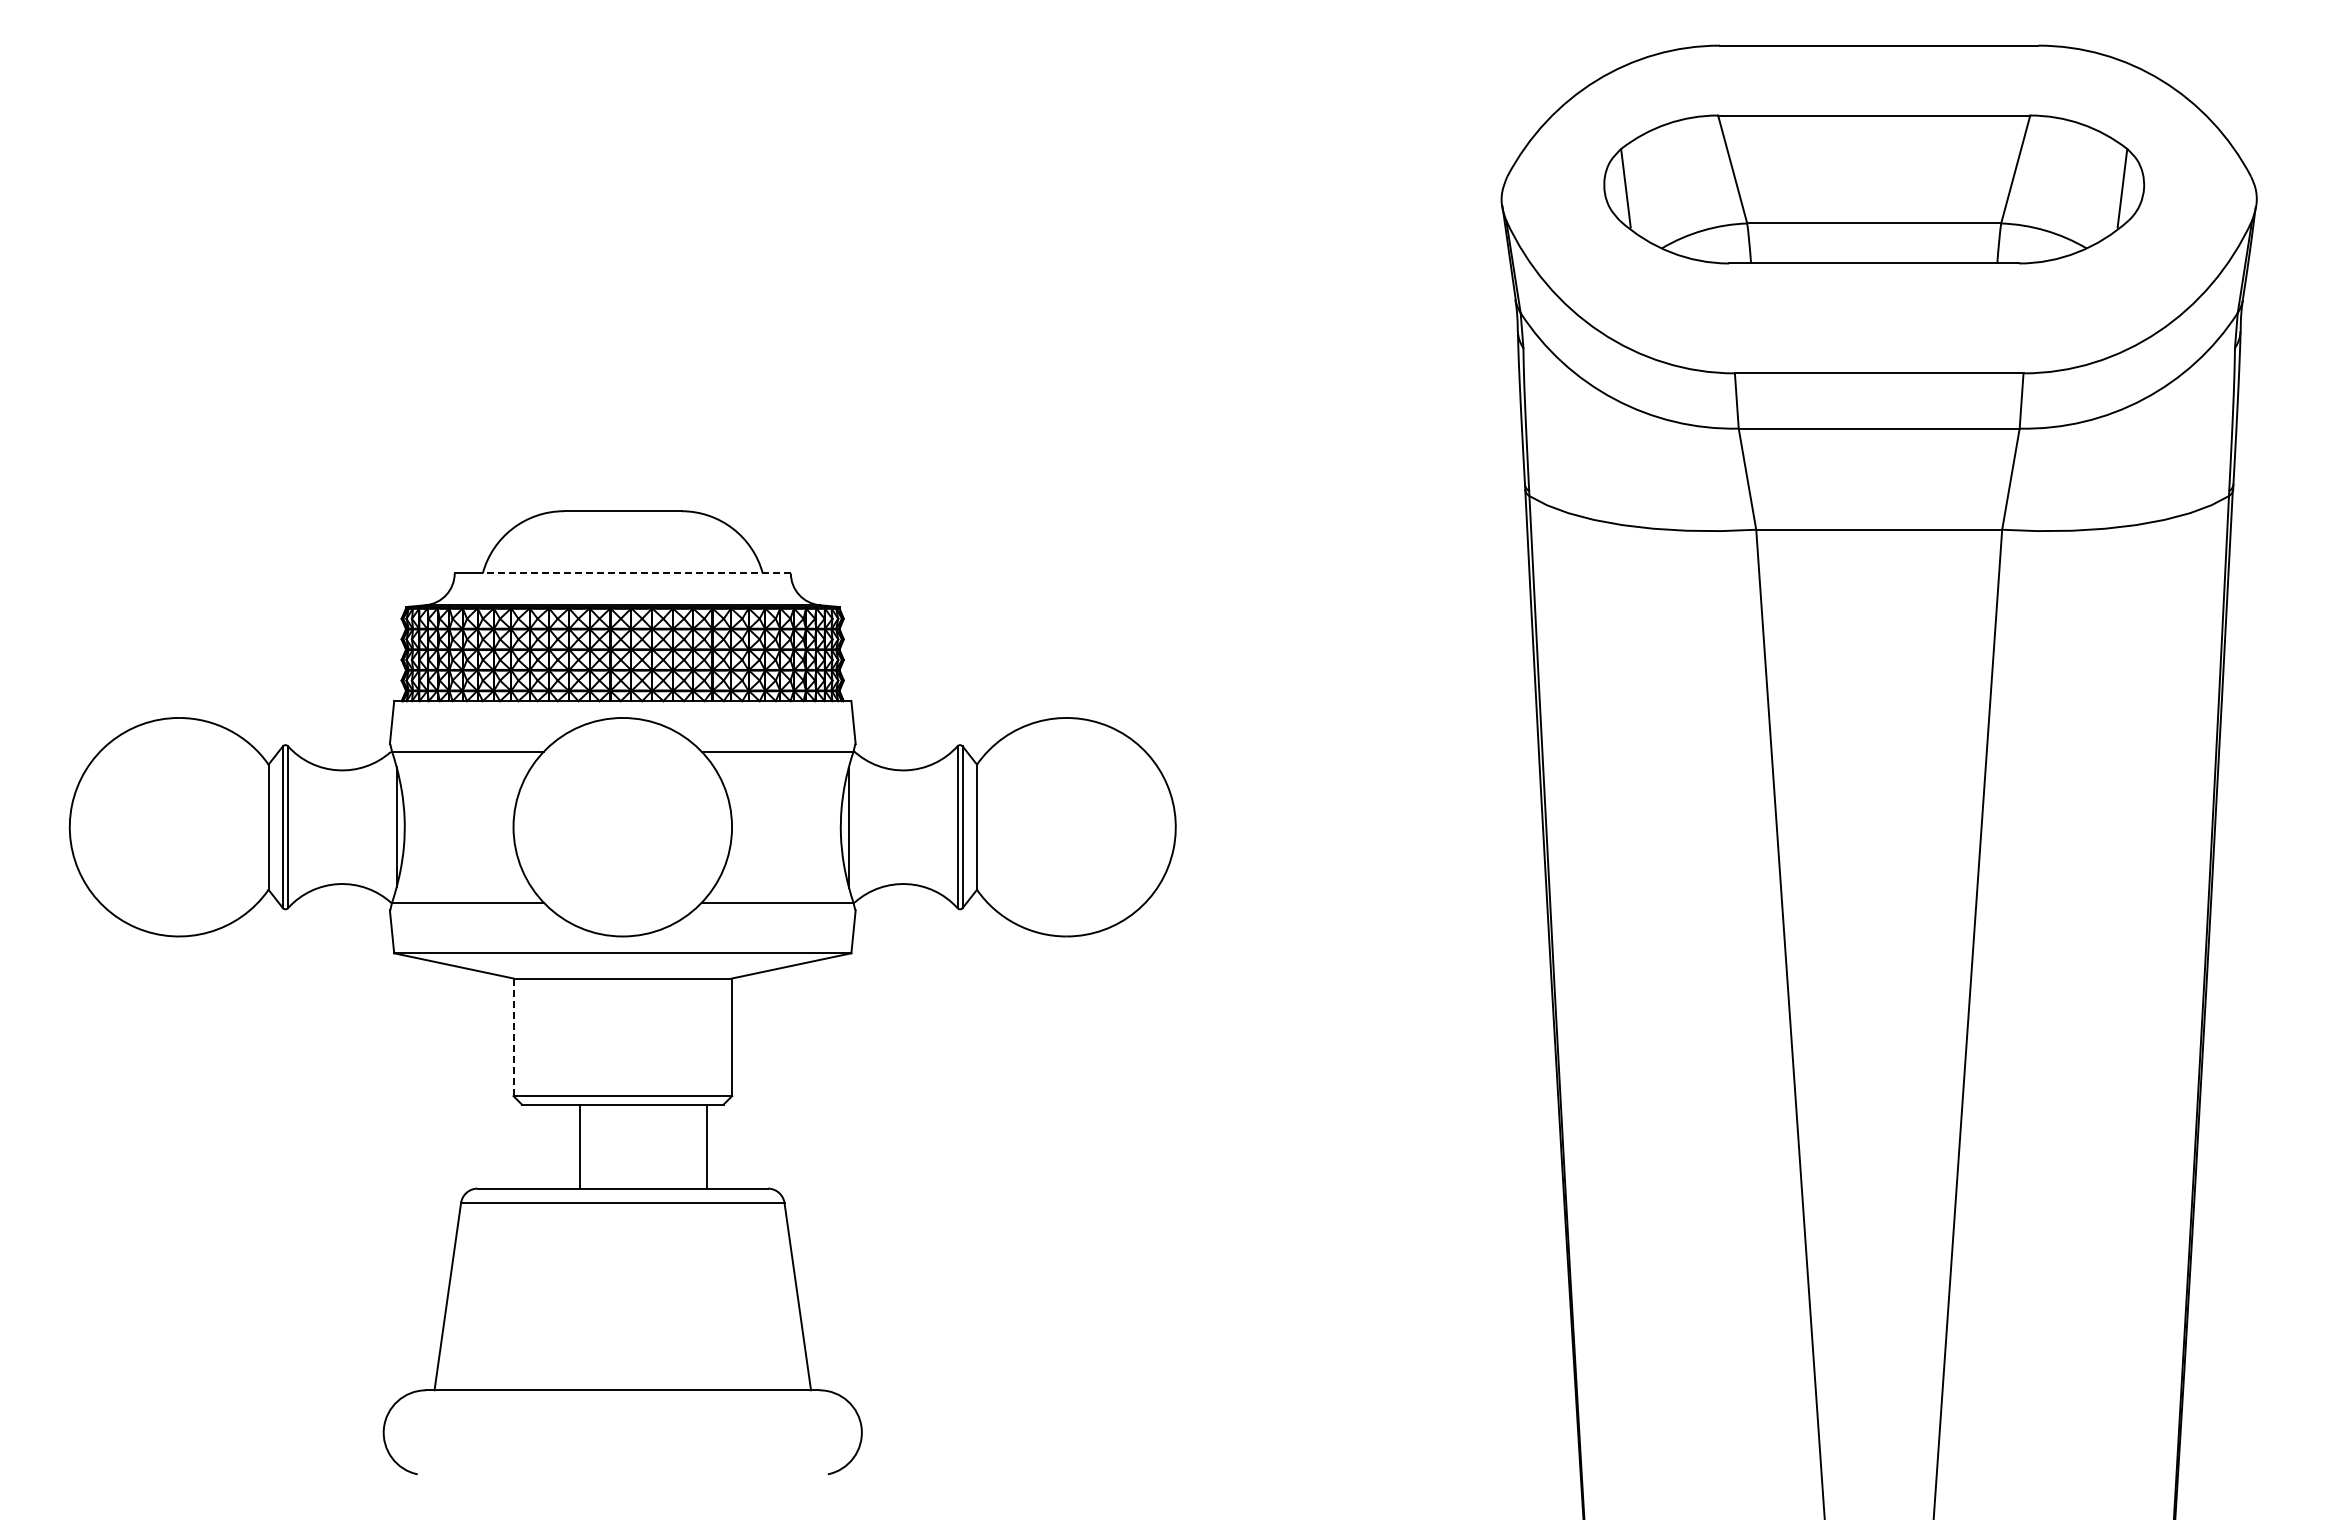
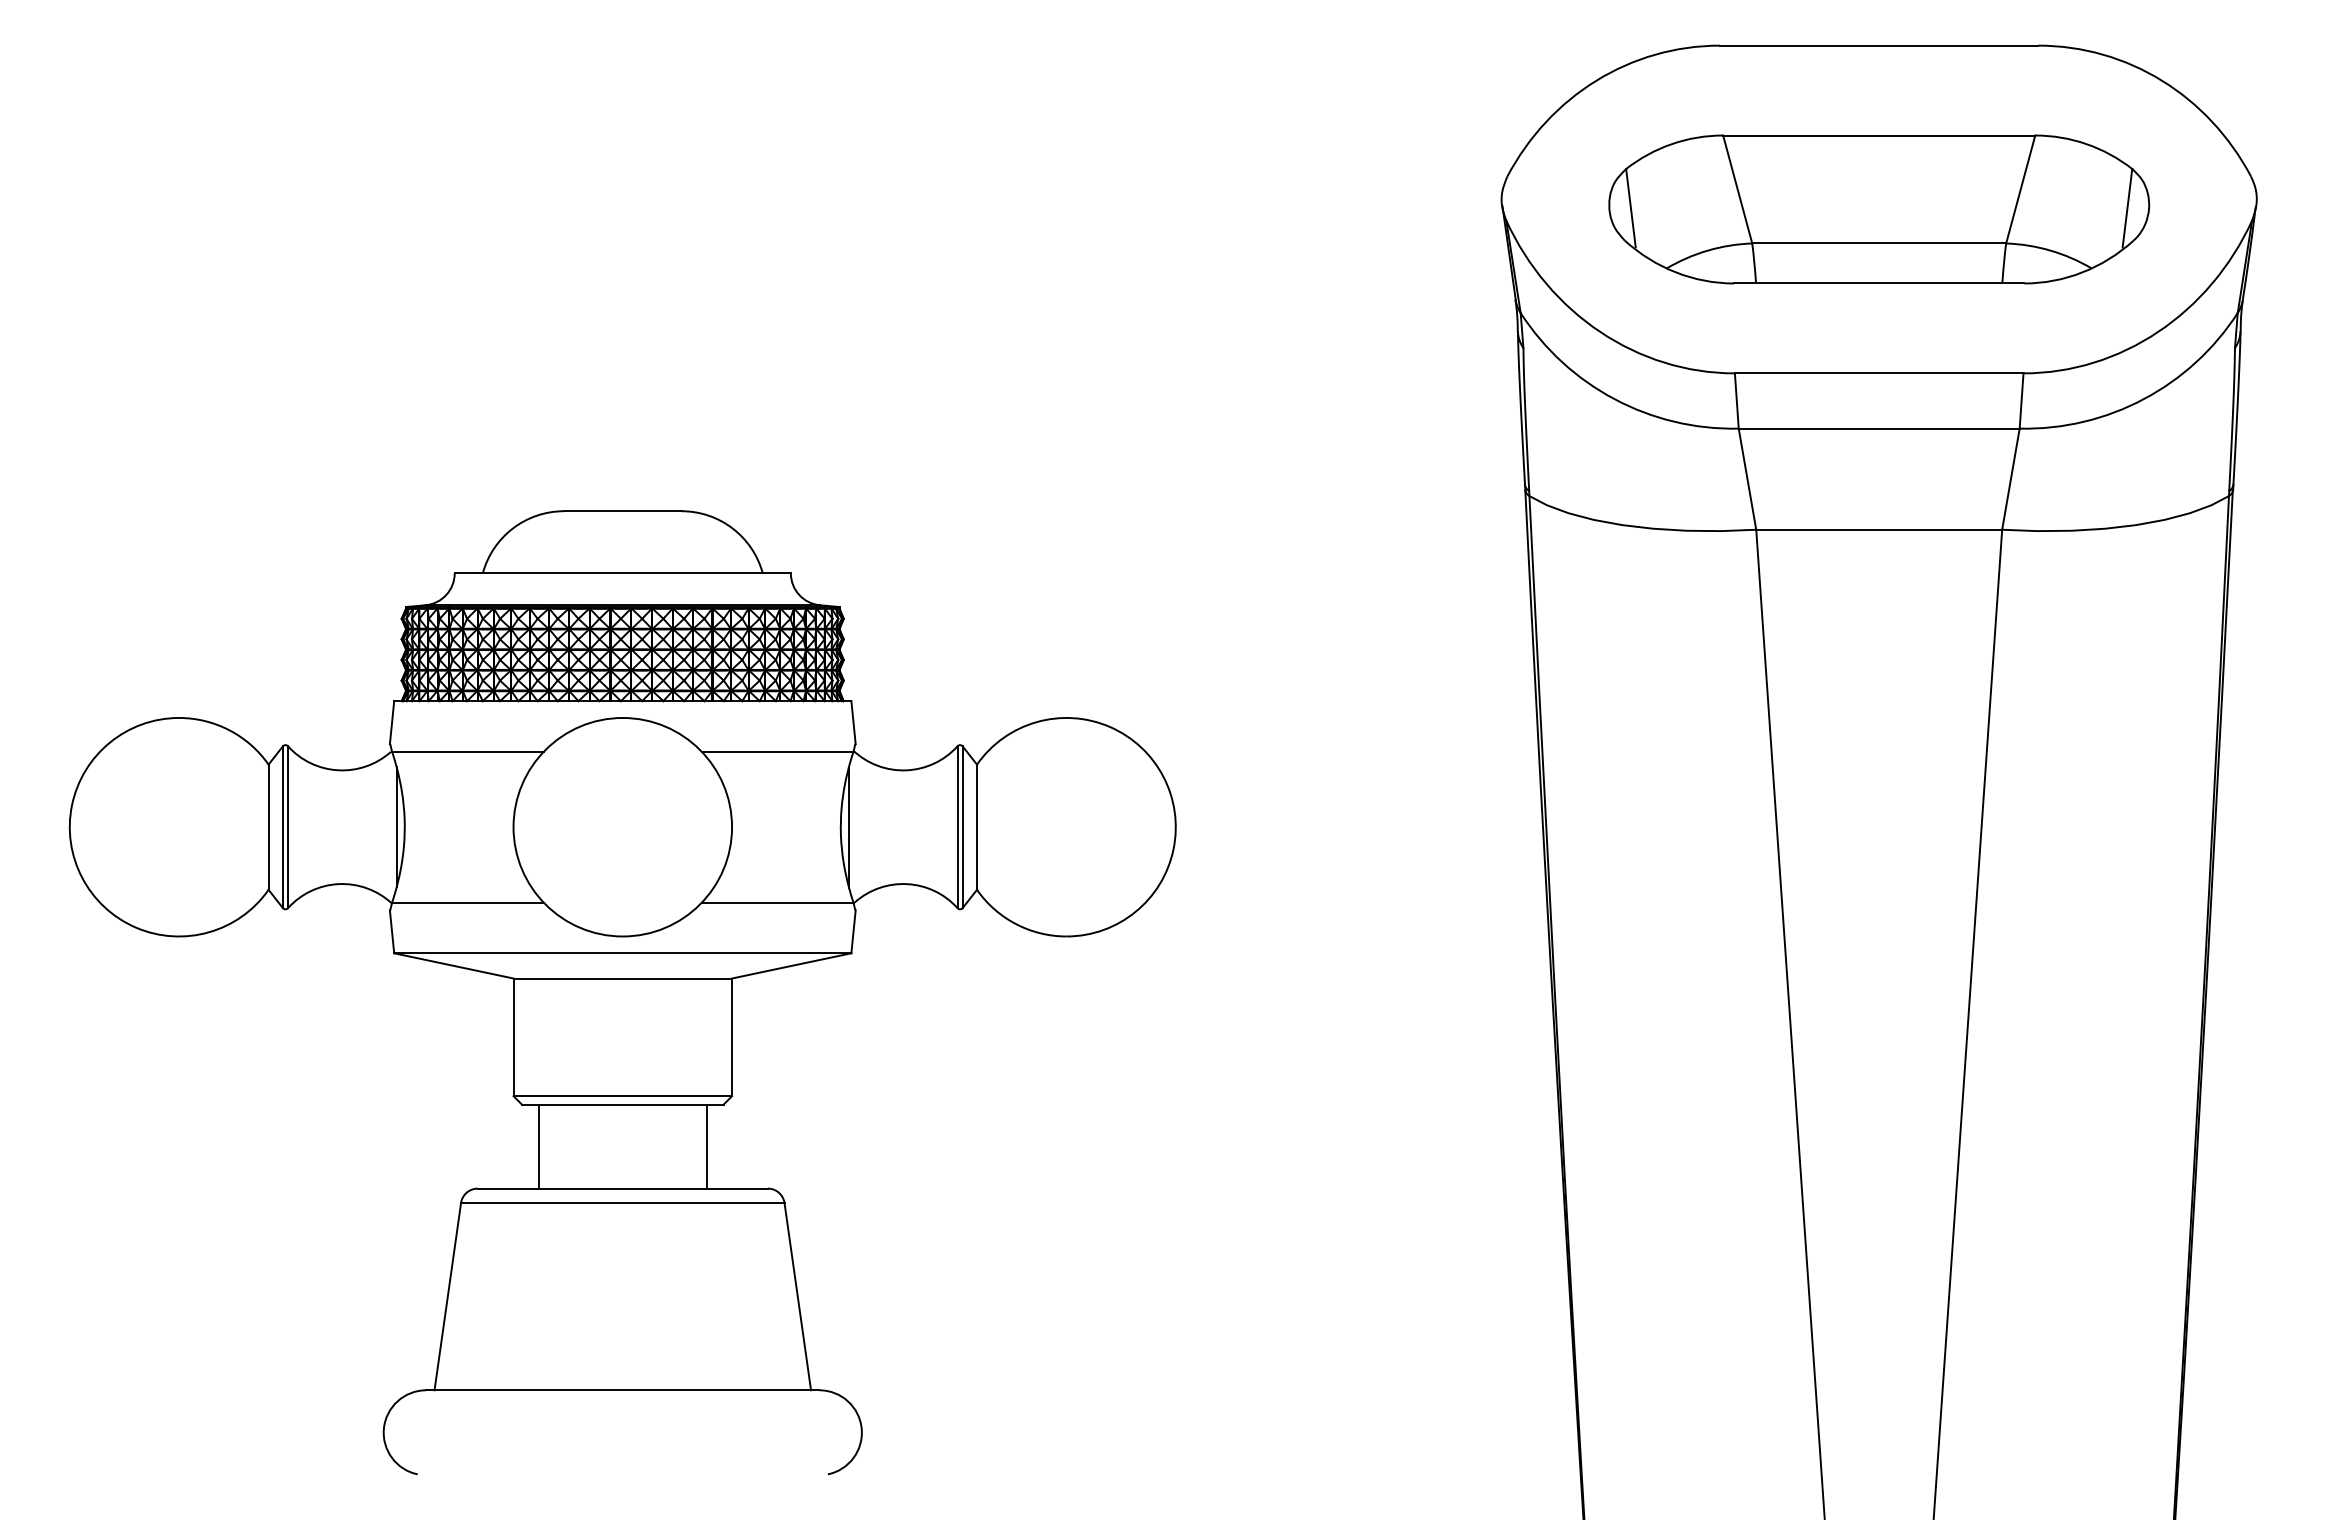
part position: (1874, 189) -> (1879, 209) (1879, 209)
line: dashed -> solid (633, 573)
line: dashed -> solid (513, 1037)
line position: (579, 1146) -> (538, 1146) (538, 1146)
